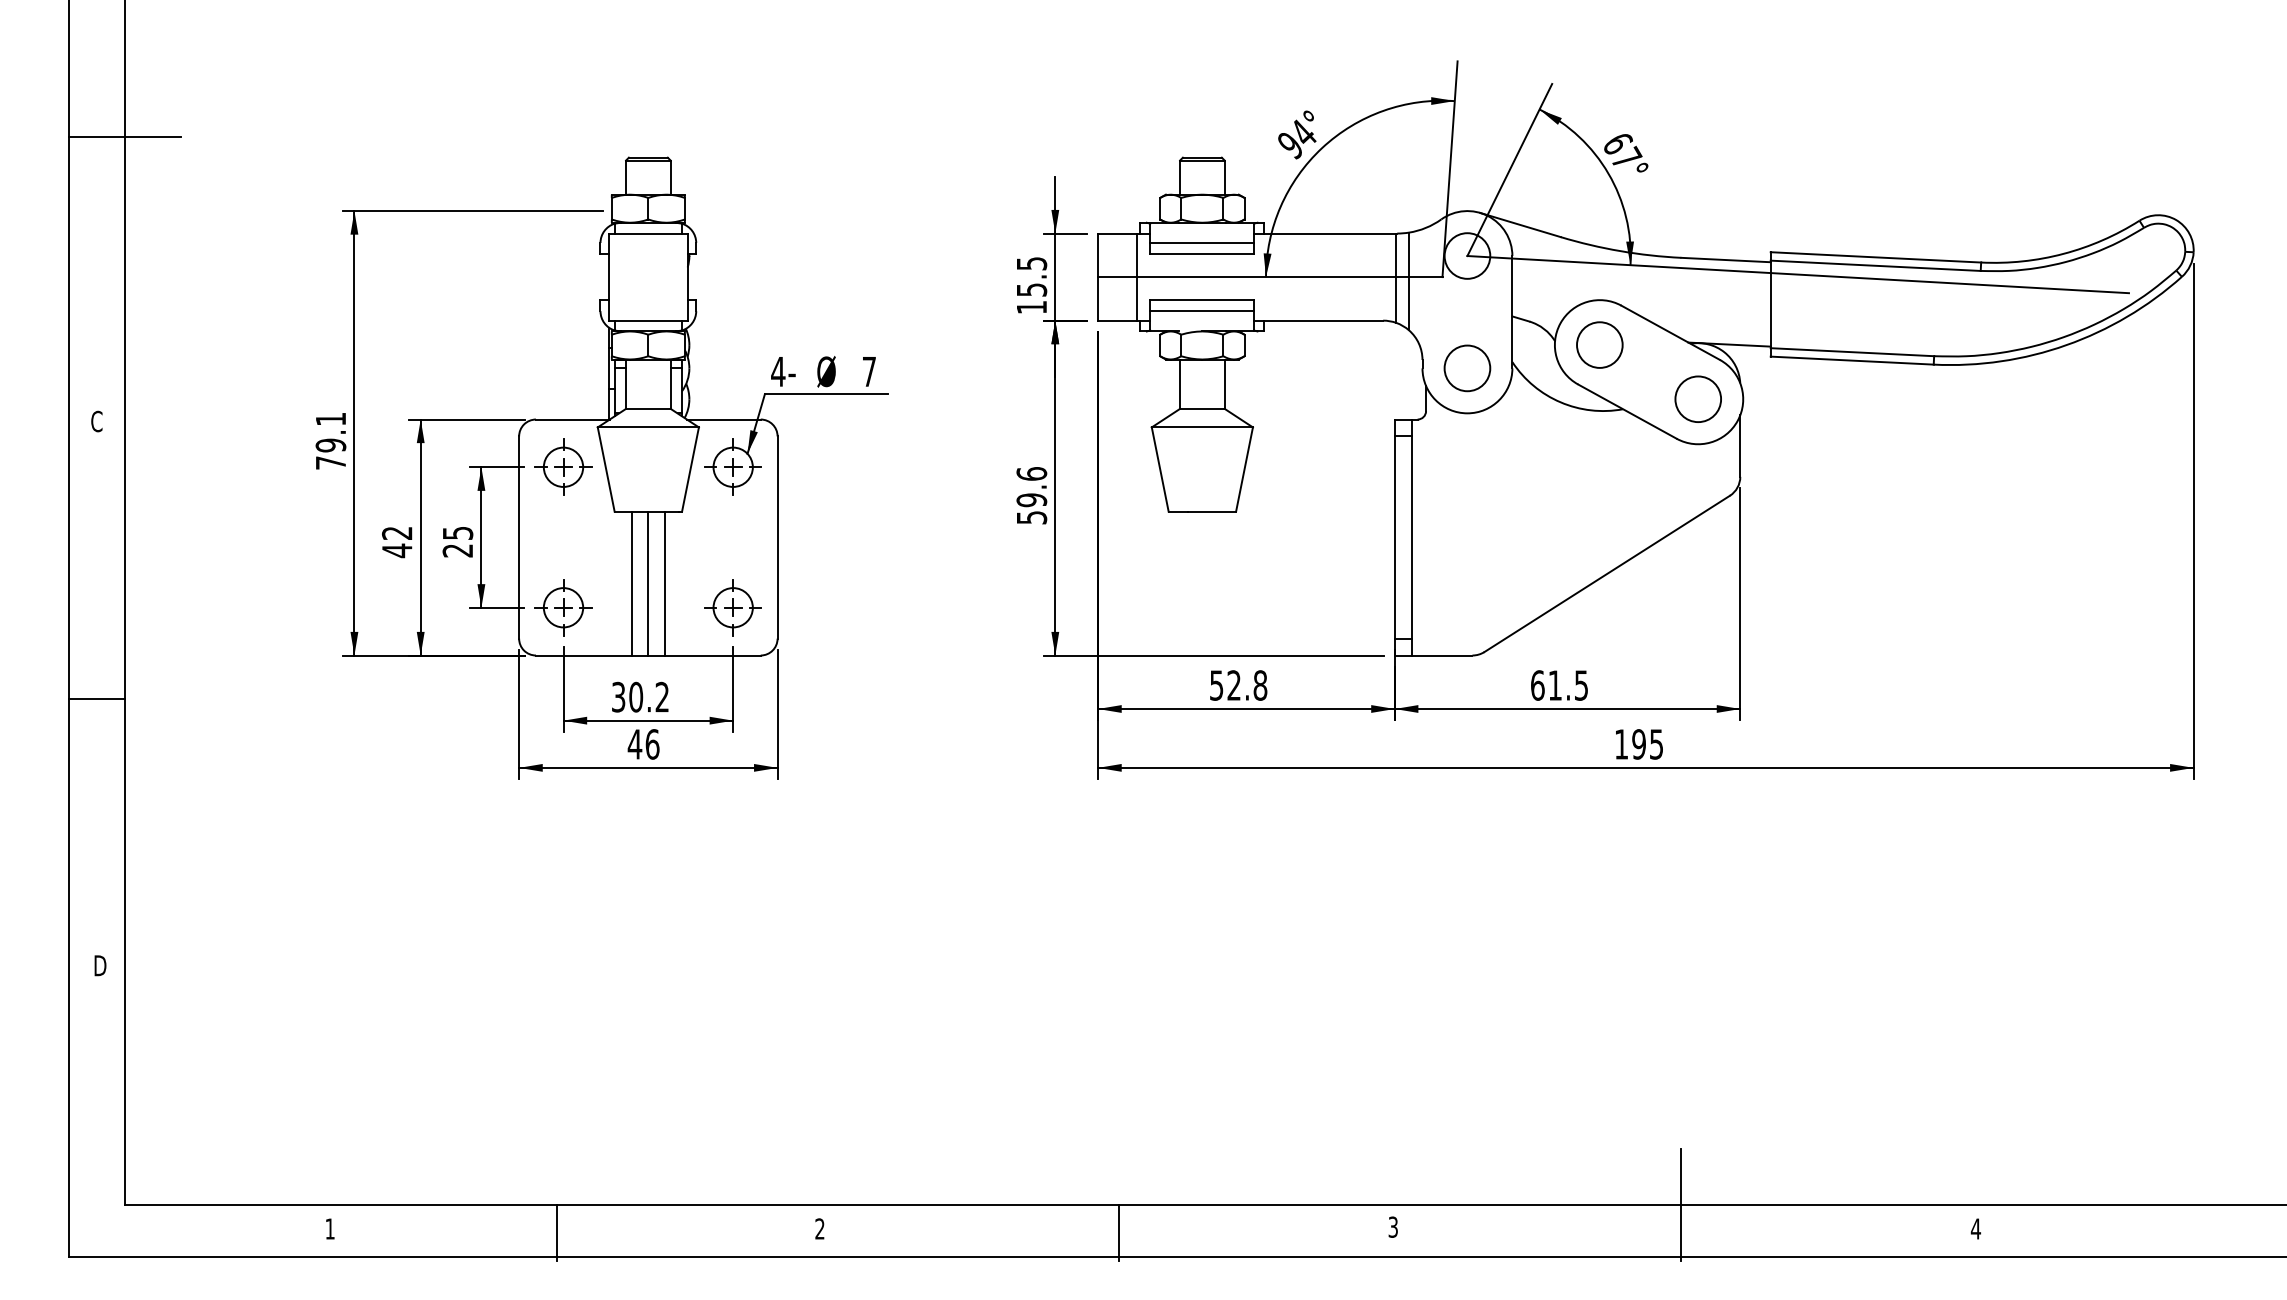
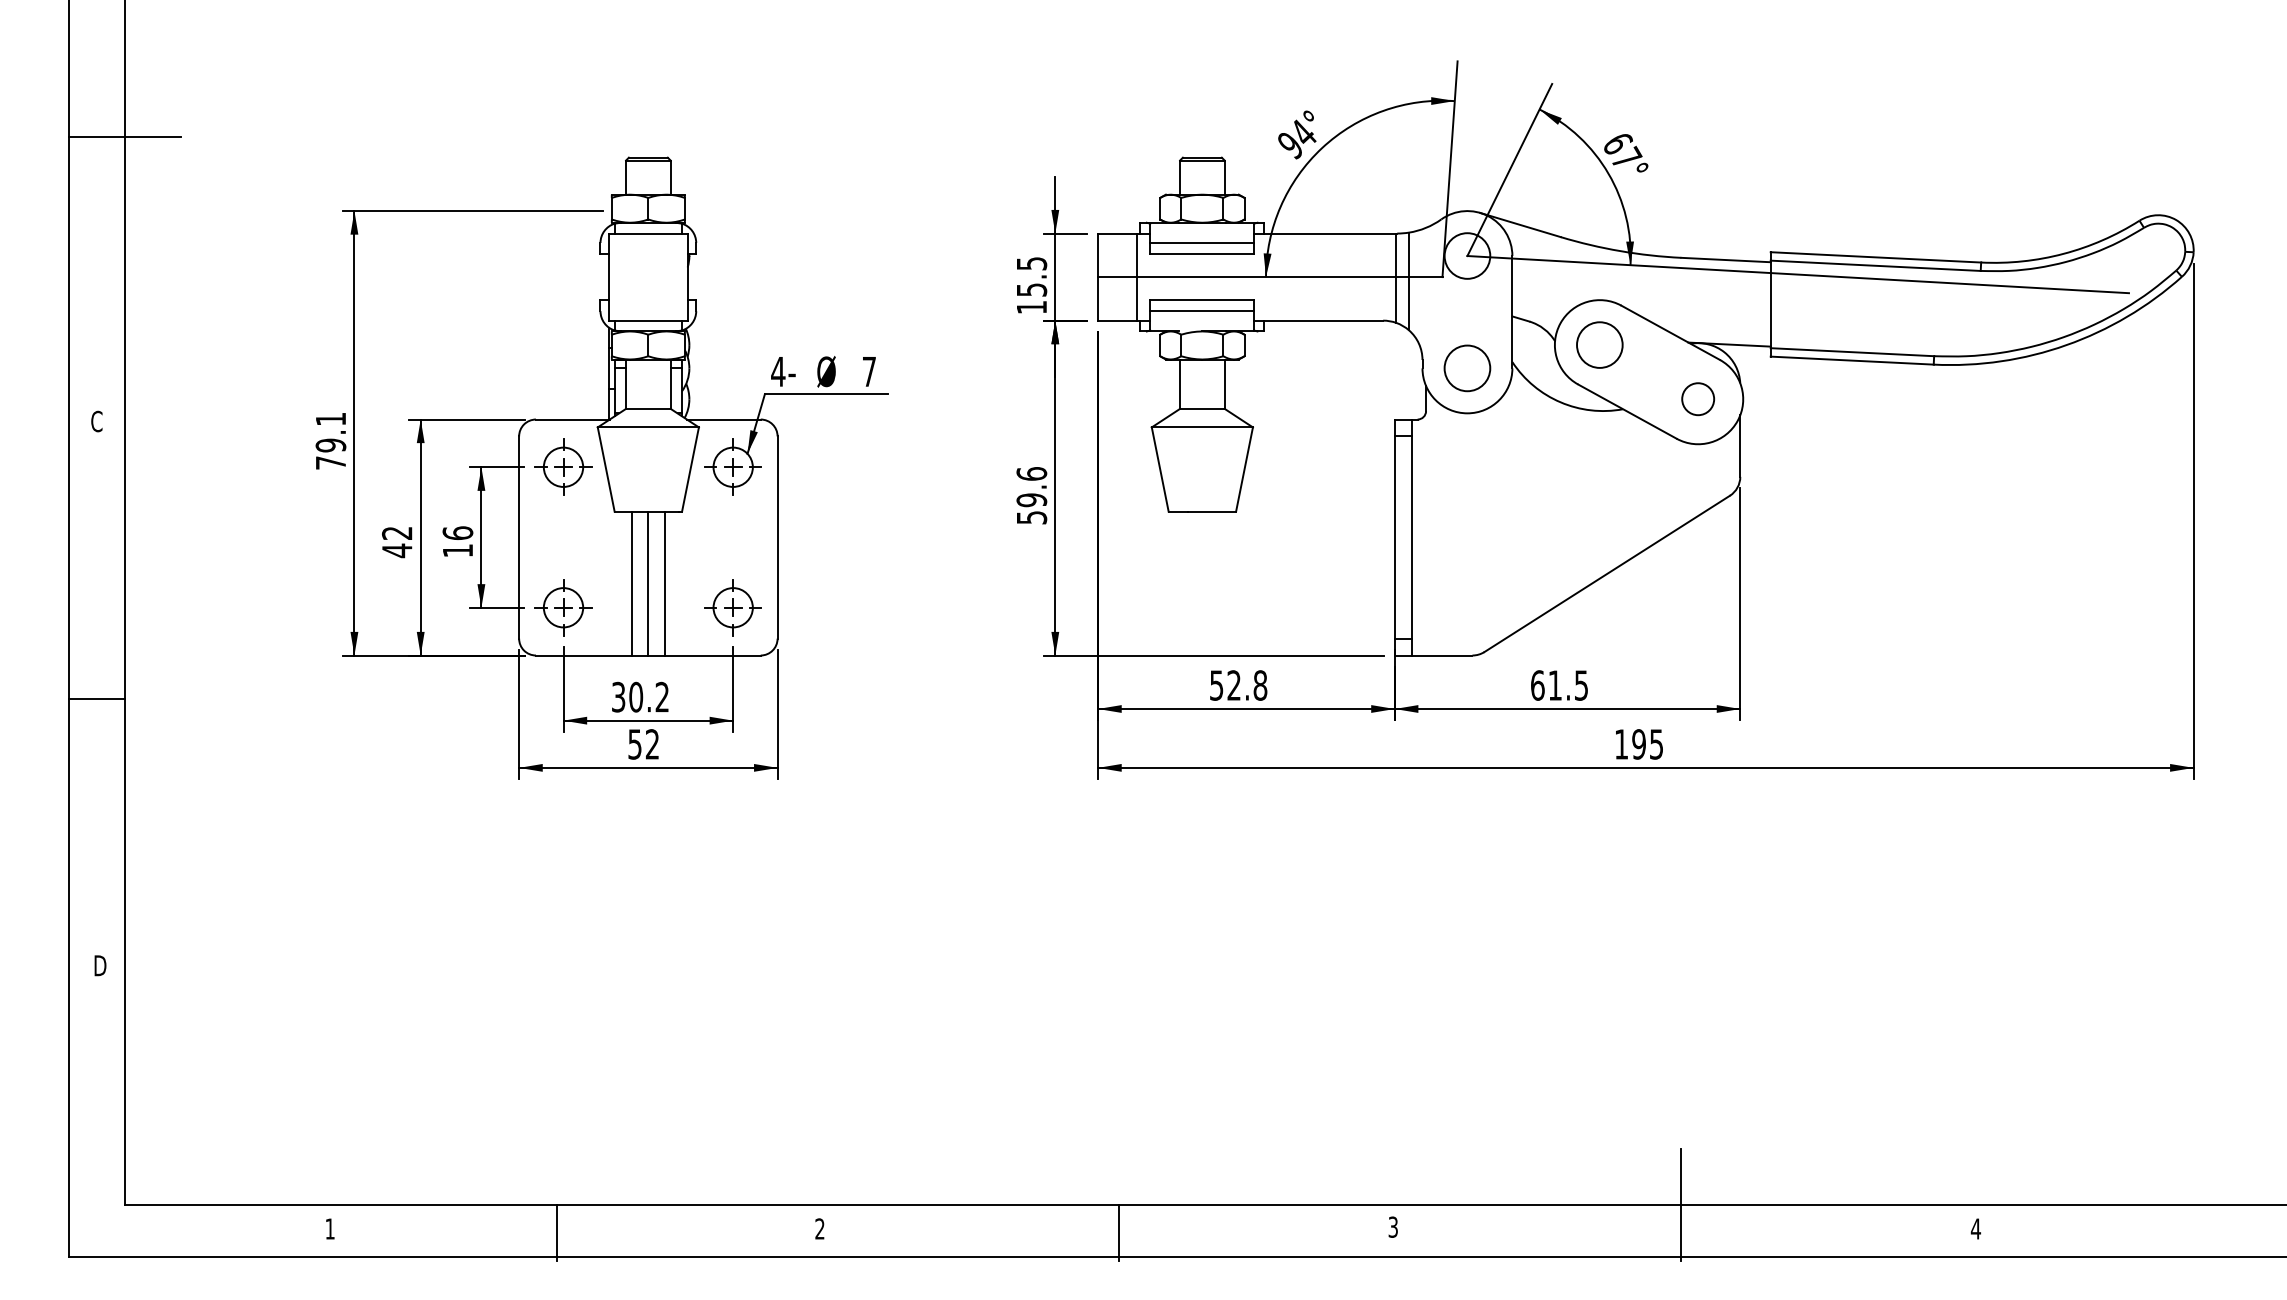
circle size: 48x48 px -> 35x35 px (1698, 399)
text: 25 -> 16 (457, 541)
text: 46 -> 52 (643, 744)
